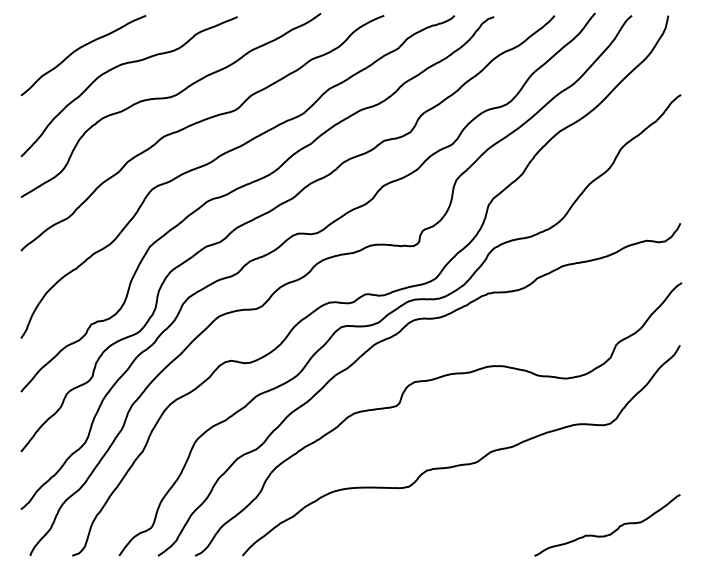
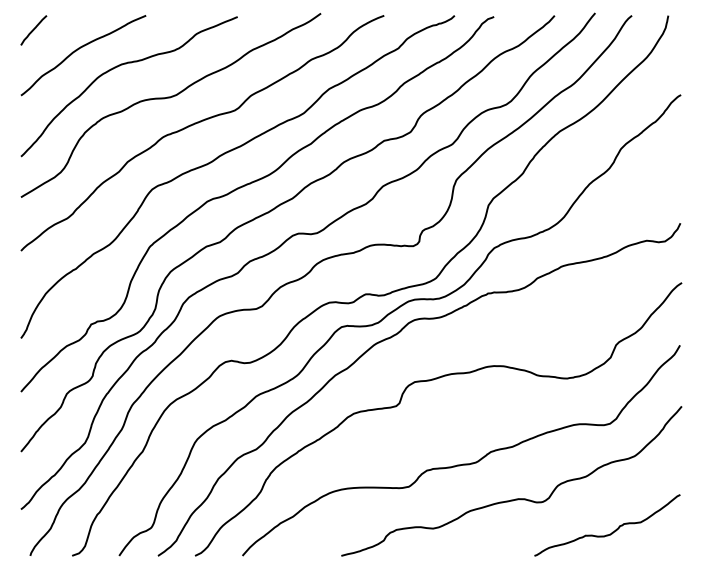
curve: none -> present (33, 30)
curve: none -> present (515, 498)
